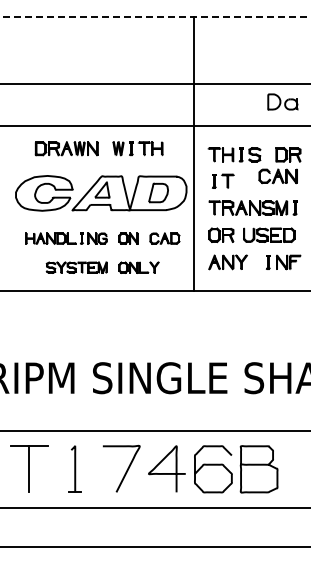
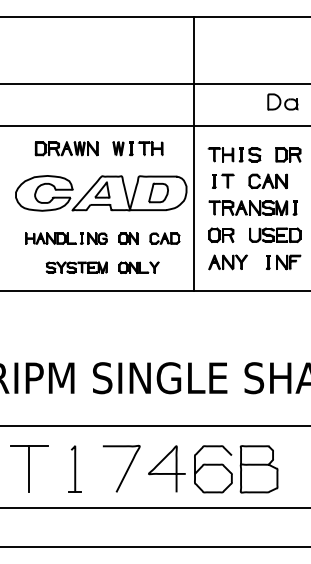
line: dashed -> solid (155, 16)
part position: (277, 176) -> (267, 181) (267, 181)
part position: (269, 234) -> (275, 234) (275, 234)
line position: (154, 430) -> (154, 425) (154, 425)
